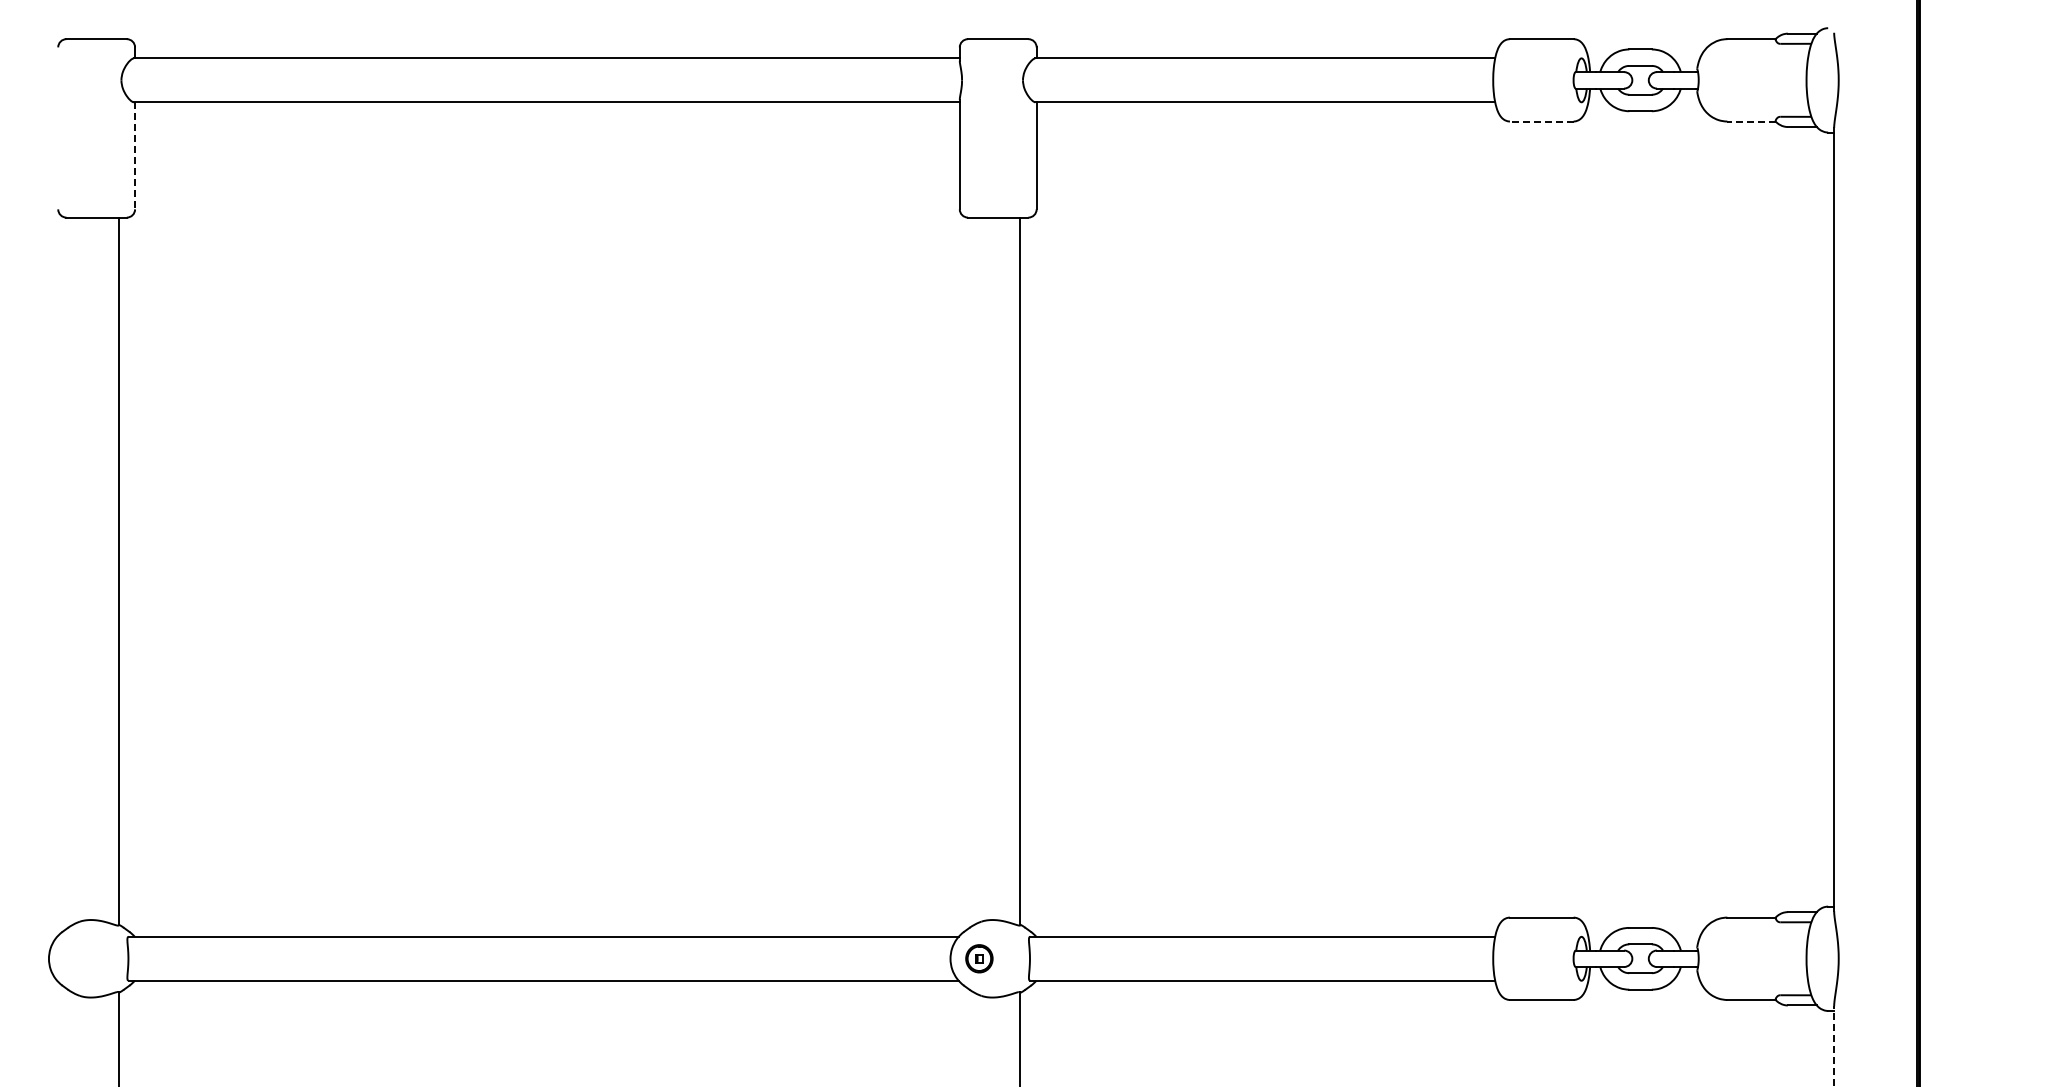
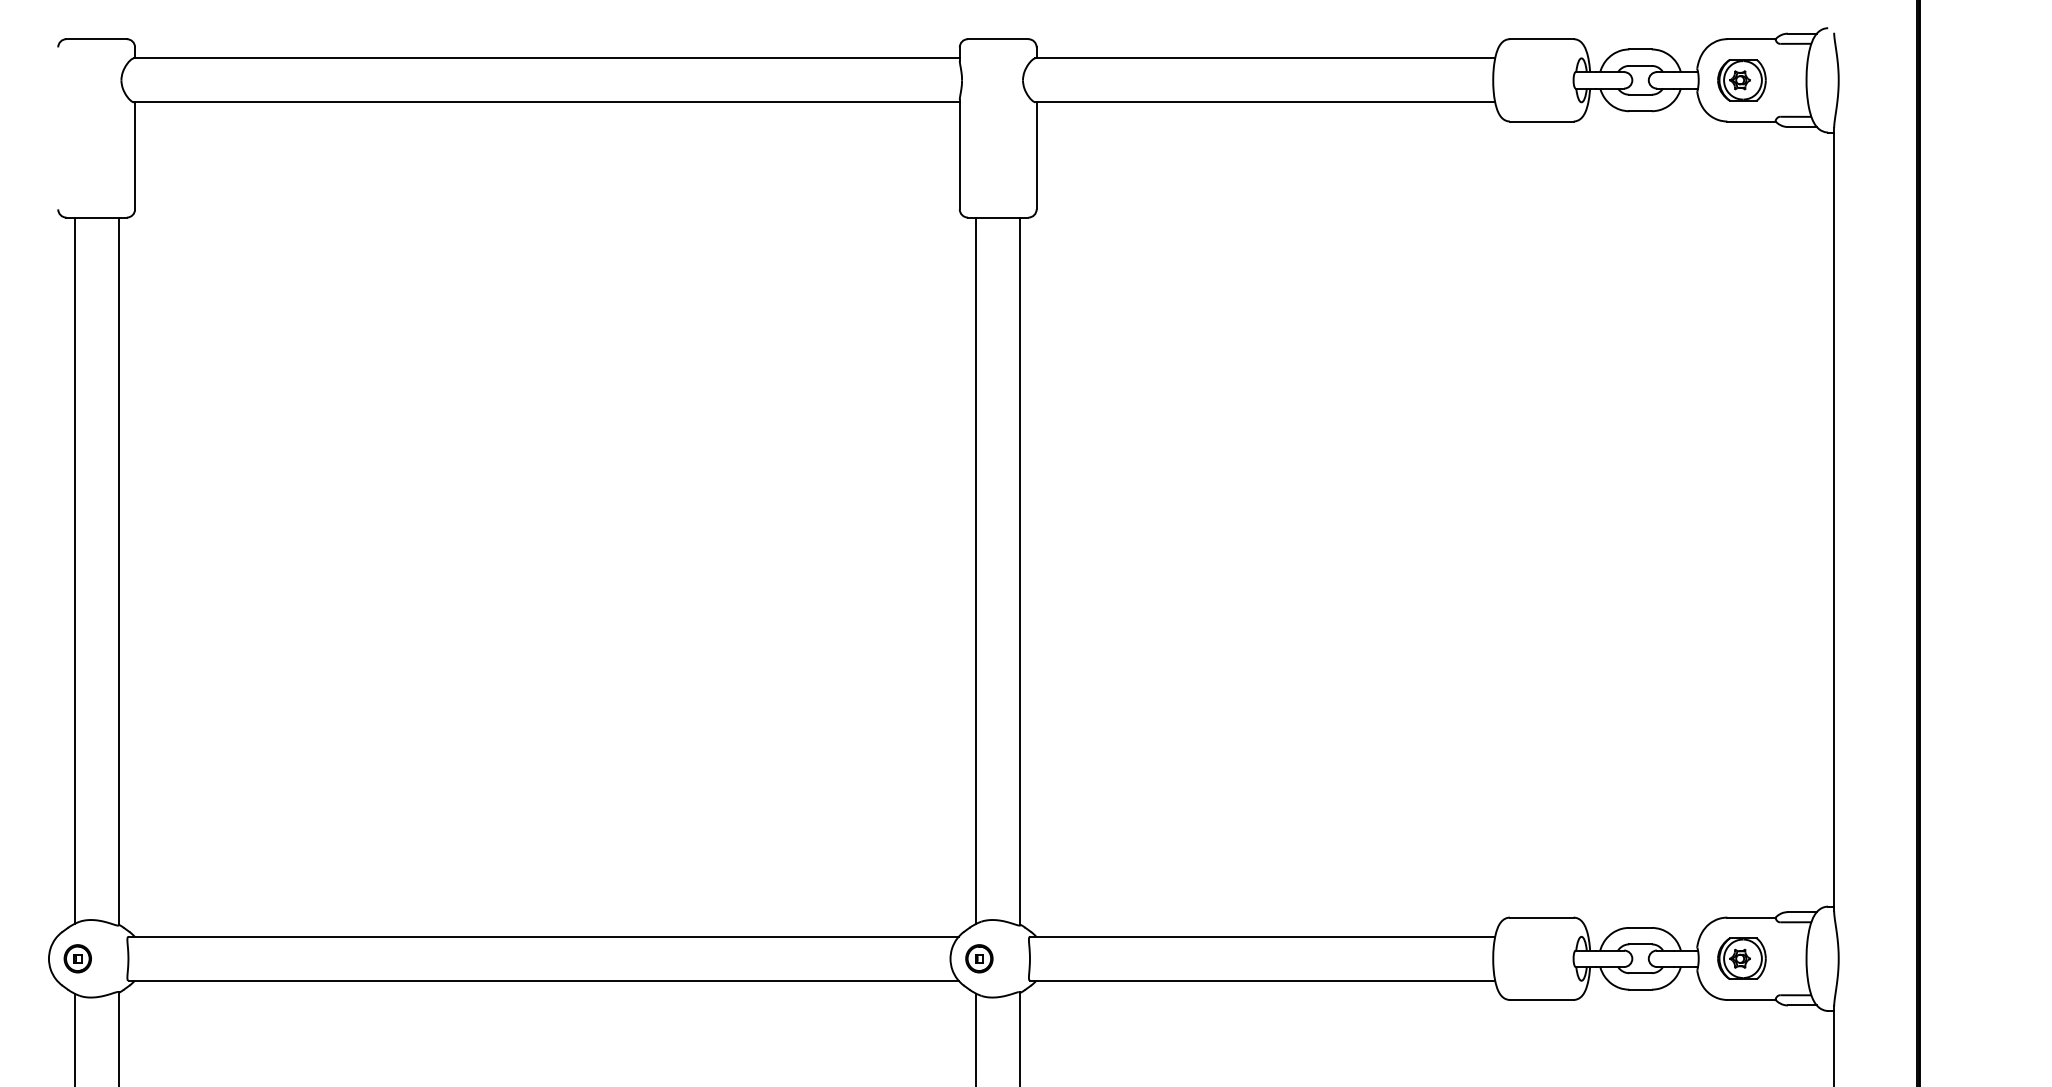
part: none -> present (1741, 80)
line: dashed -> solid (1541, 121)
line: dashed -> solid (1751, 121)
line: dashed -> solid (135, 155)
line: none -> present (74, 570)
line: none -> present (976, 570)
part: none -> present (77, 958)
part: none -> present (1741, 958)
line: none -> present (74, 1038)
line: none -> present (976, 1038)
line: dashed -> solid (1834, 1046)
